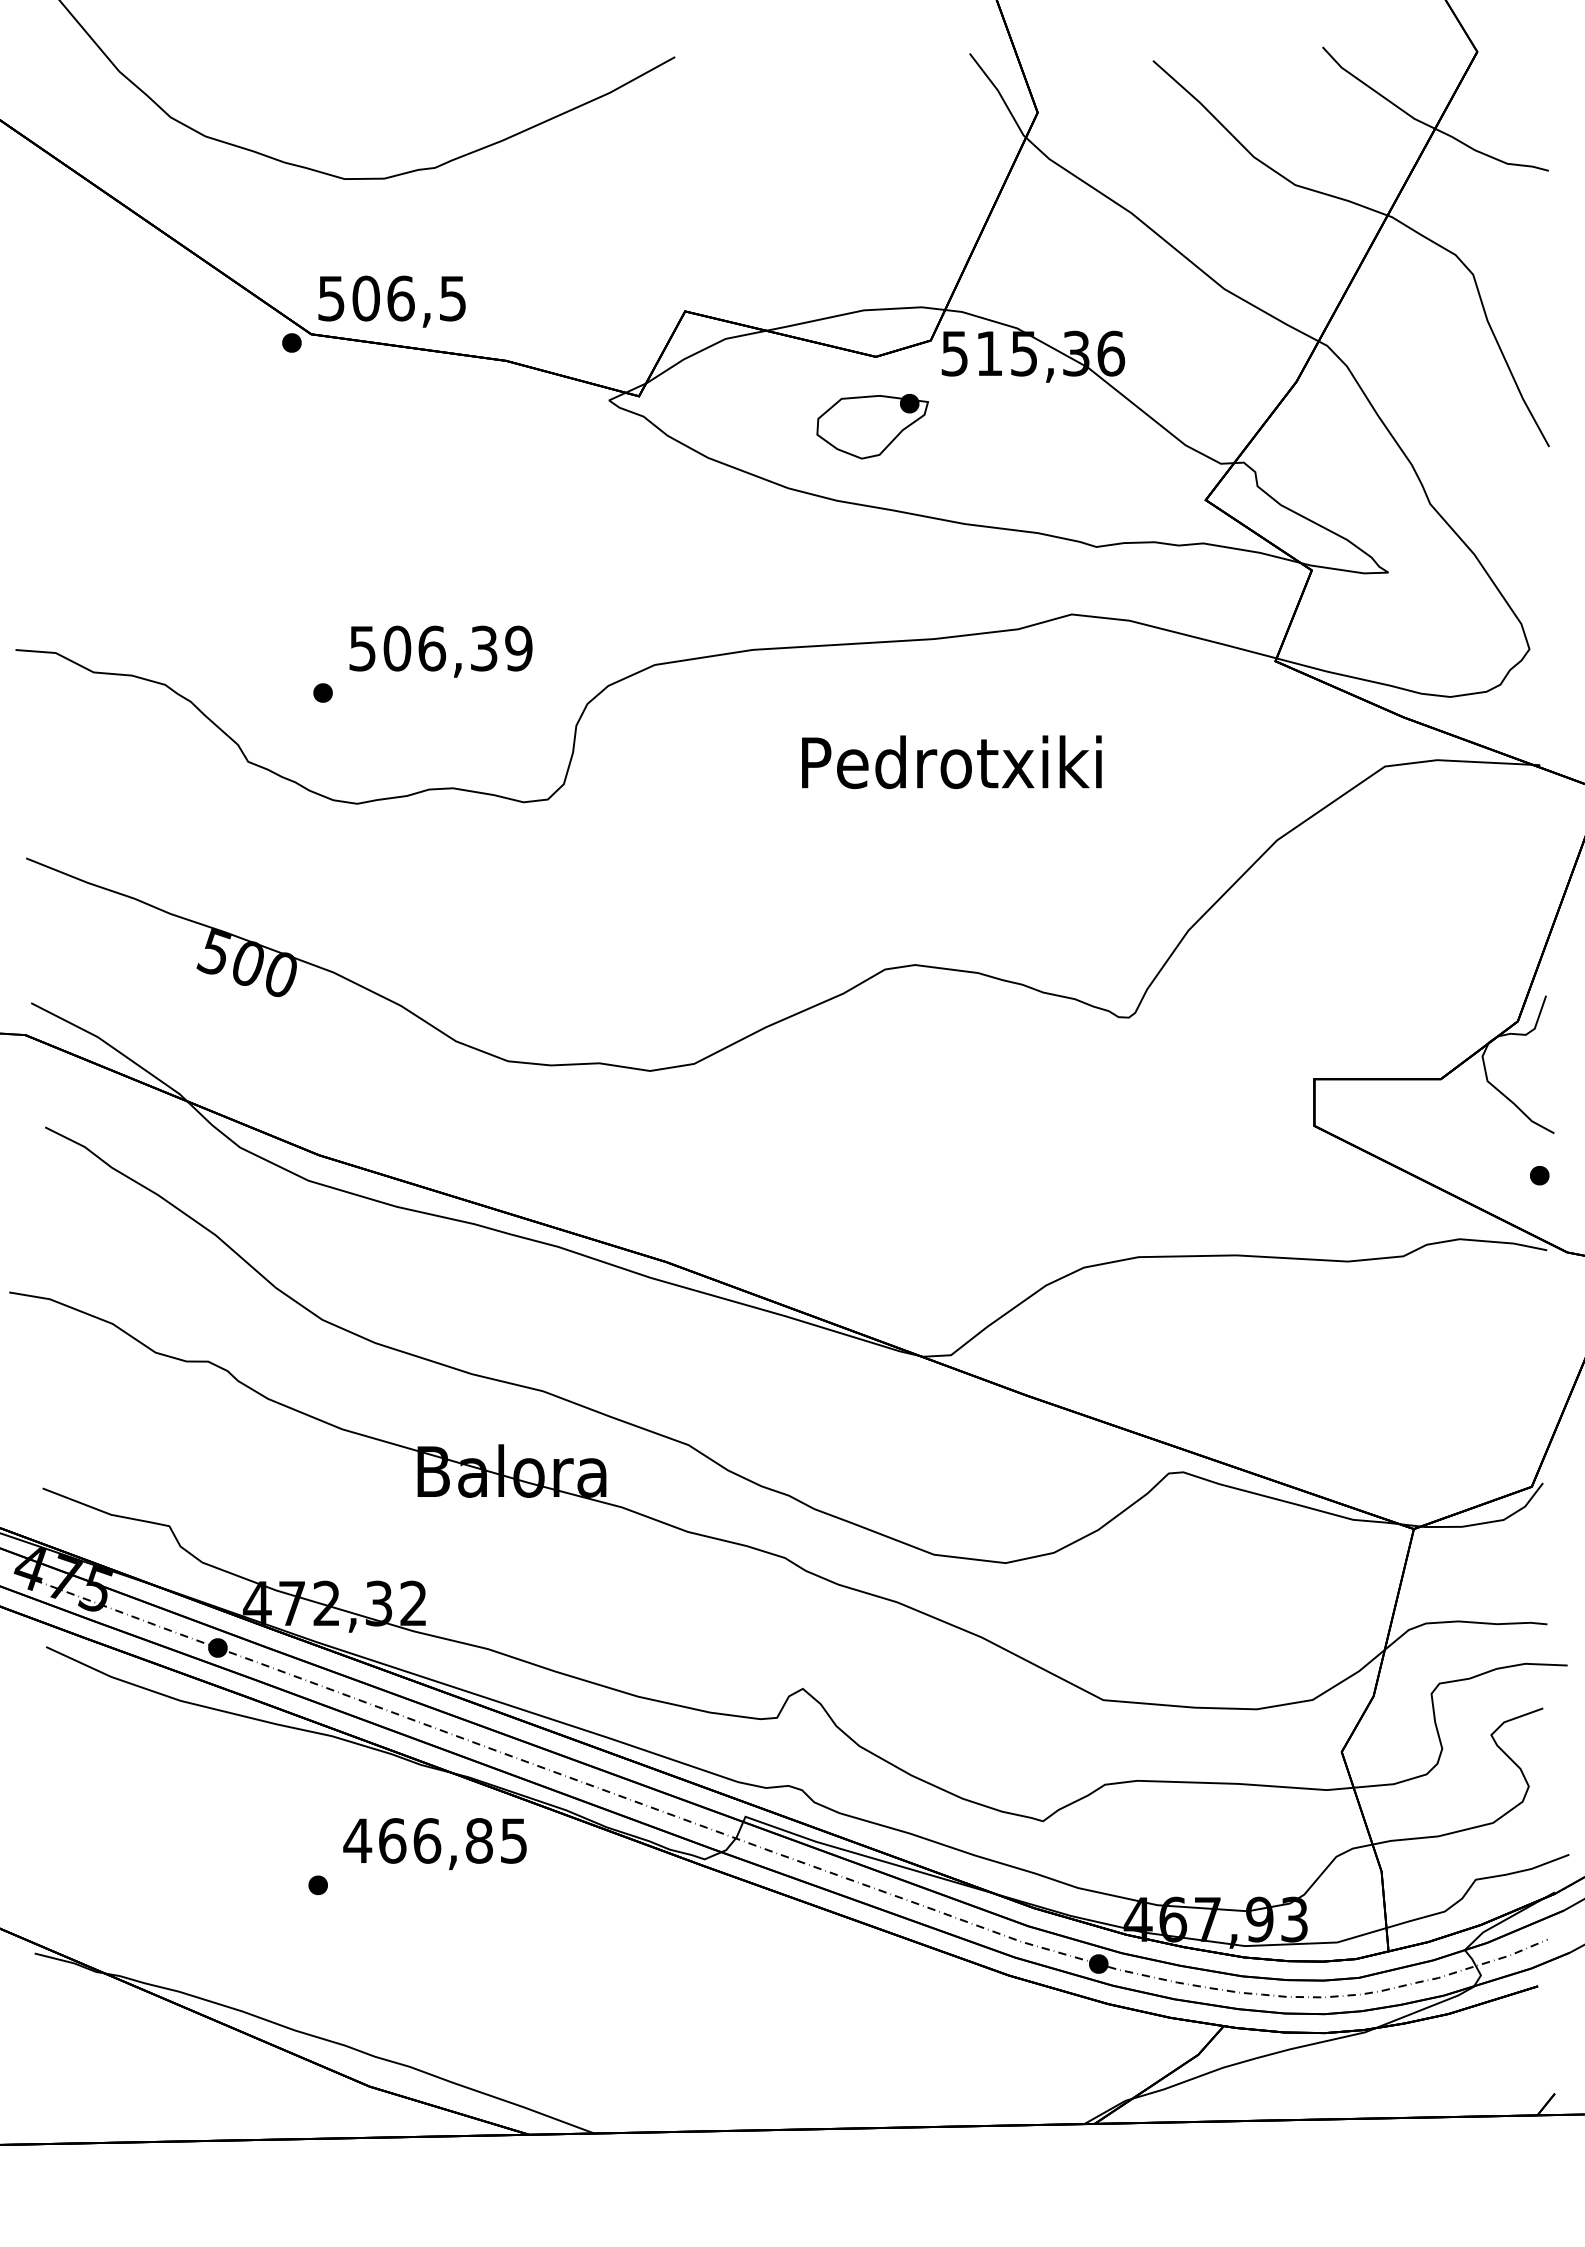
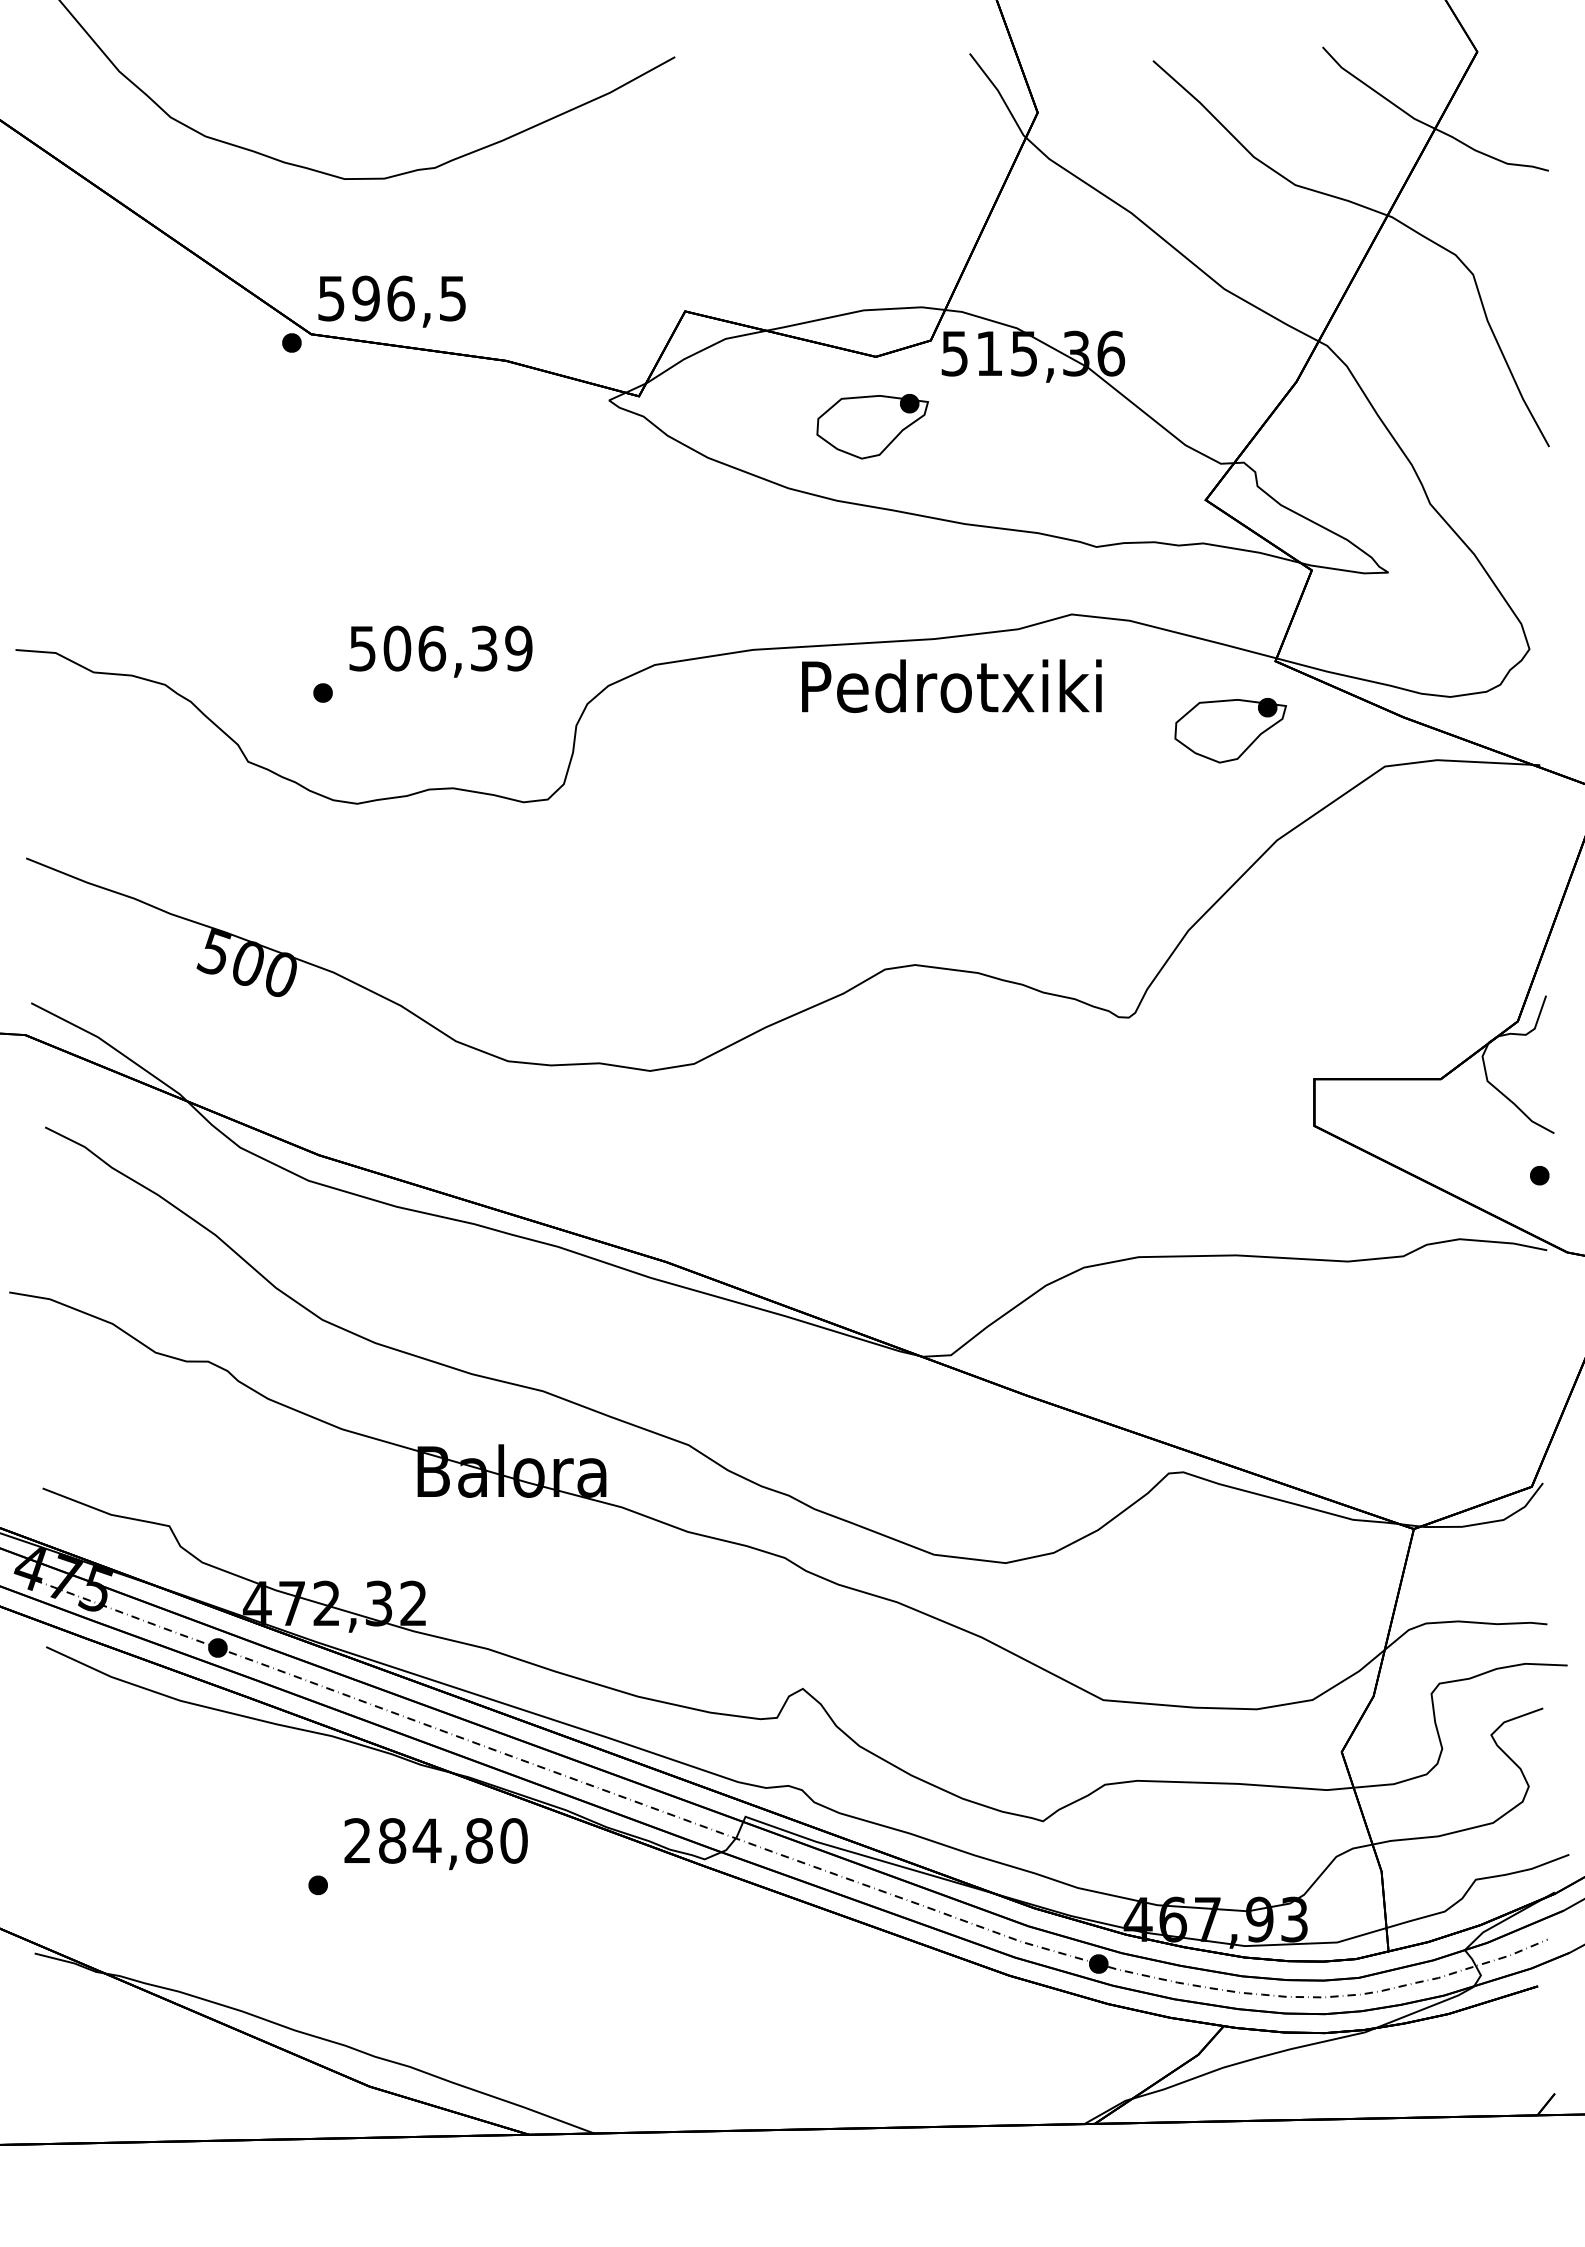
text: 506,5 -> 596,5 (365, 298)
part: none -> present (1230, 730)
text position: (951, 762) -> (951, 686) (951, 686)
text: 466,85 -> 284,80 (435, 1840)
